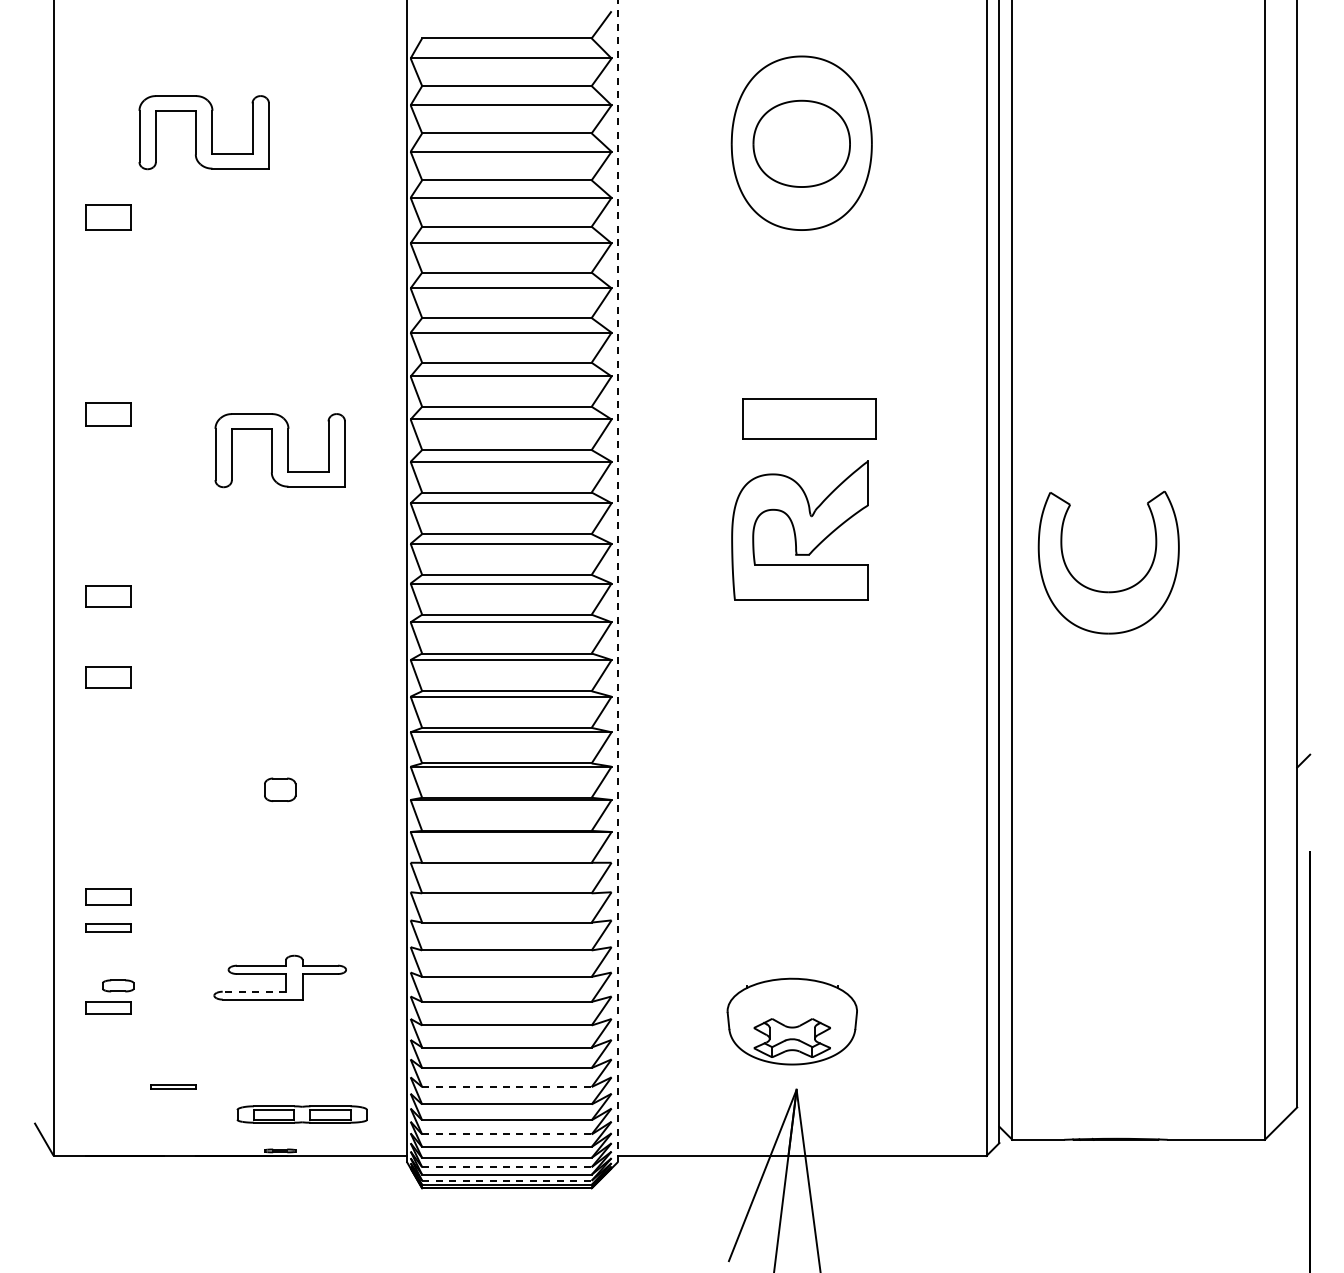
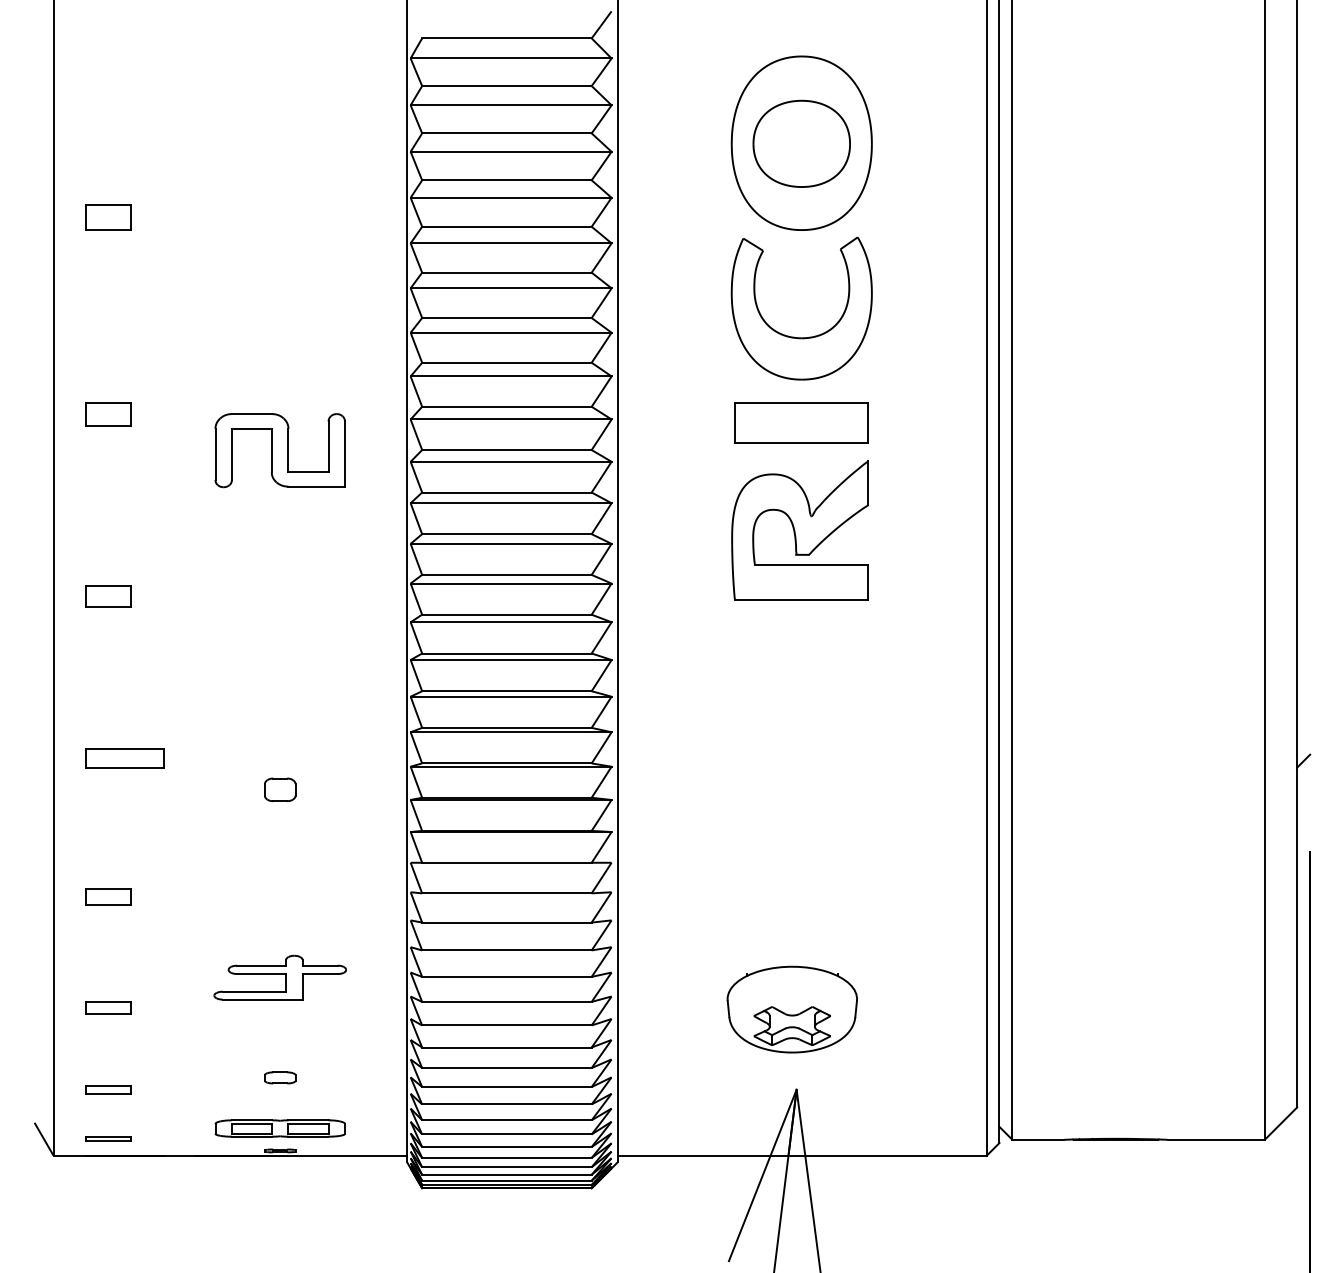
part: present -> none (203, 132)
part position: (809, 418) -> (801, 422) (801, 422)
line: dashed -> solid (617, 581)
part position: (1101, 590) -> (794, 336) (794, 336)
part: present -> none (108, 677)
part: none -> present (124, 758)
part position: (108, 927) -> (108, 1089) (108, 1089)
part position: (118, 985) -> (280, 1077) (280, 1077)
line: dashed -> solid (254, 991)
part position: (791, 1021) -> (791, 1009) (791, 1009)
part position: (173, 1086) -> (108, 1138) (108, 1138)
line: dashed -> solid (506, 1087)
part position: (301, 1114) -> (279, 1128) (279, 1128)
line: dashed -> solid (506, 1134)
line: dashed -> solid (506, 1167)
line: dashed -> solid (506, 1180)
